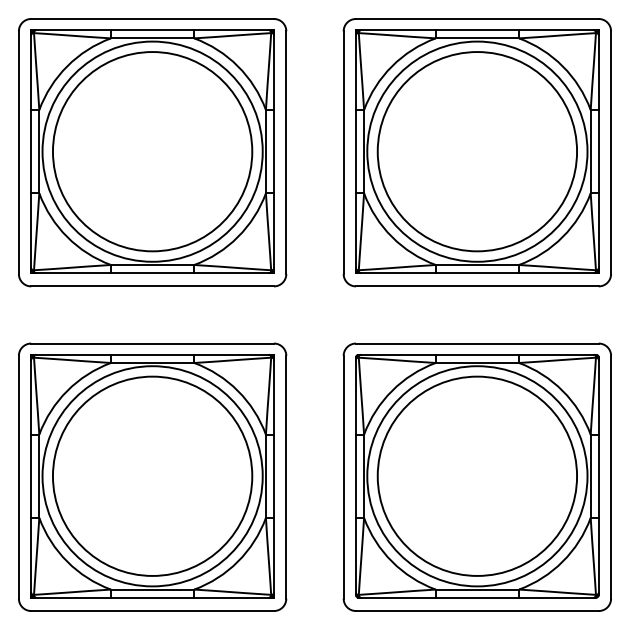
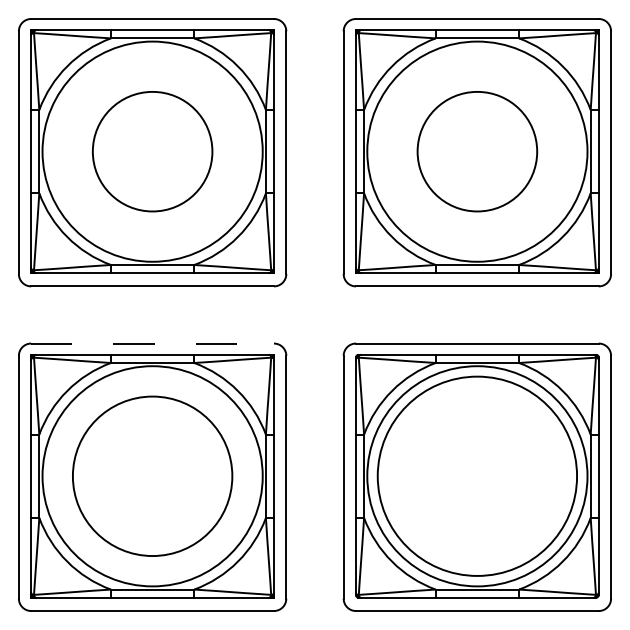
circle diameter: 199 px -> 120 px (152, 151)
circle diameter: 199 px -> 120 px (477, 151)
line: solid -> dashed (153, 343)
circle diameter: 199 px -> 159 px (152, 476)
